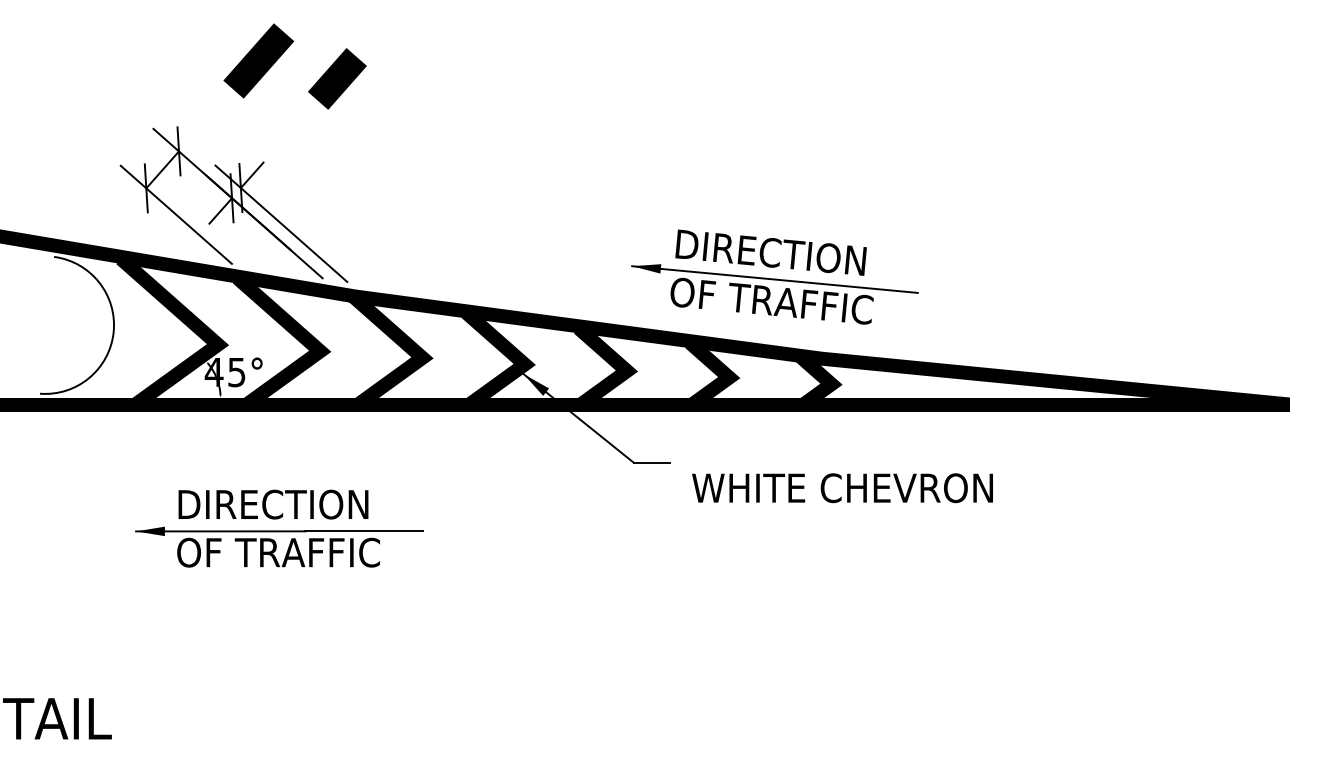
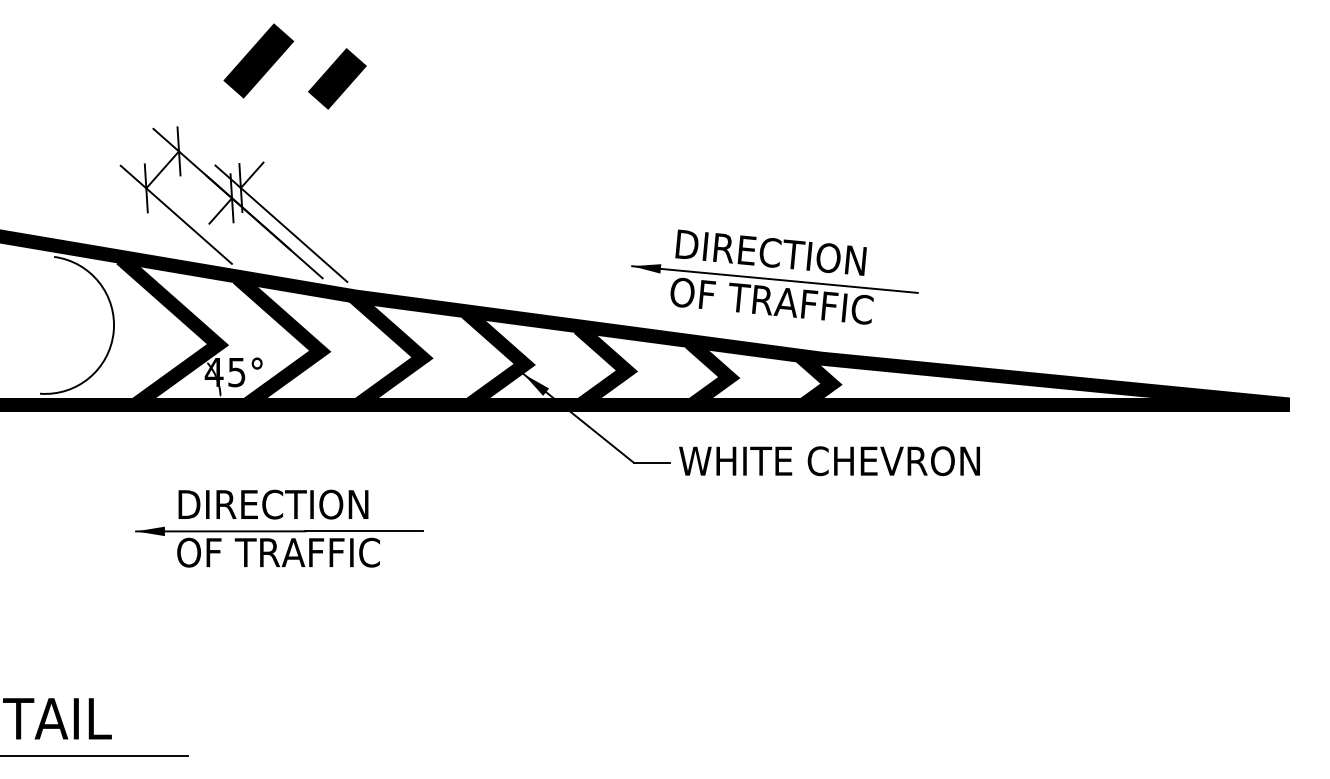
text position: (842, 488) -> (829, 461) (829, 461)
line: none -> present (95, 755)
